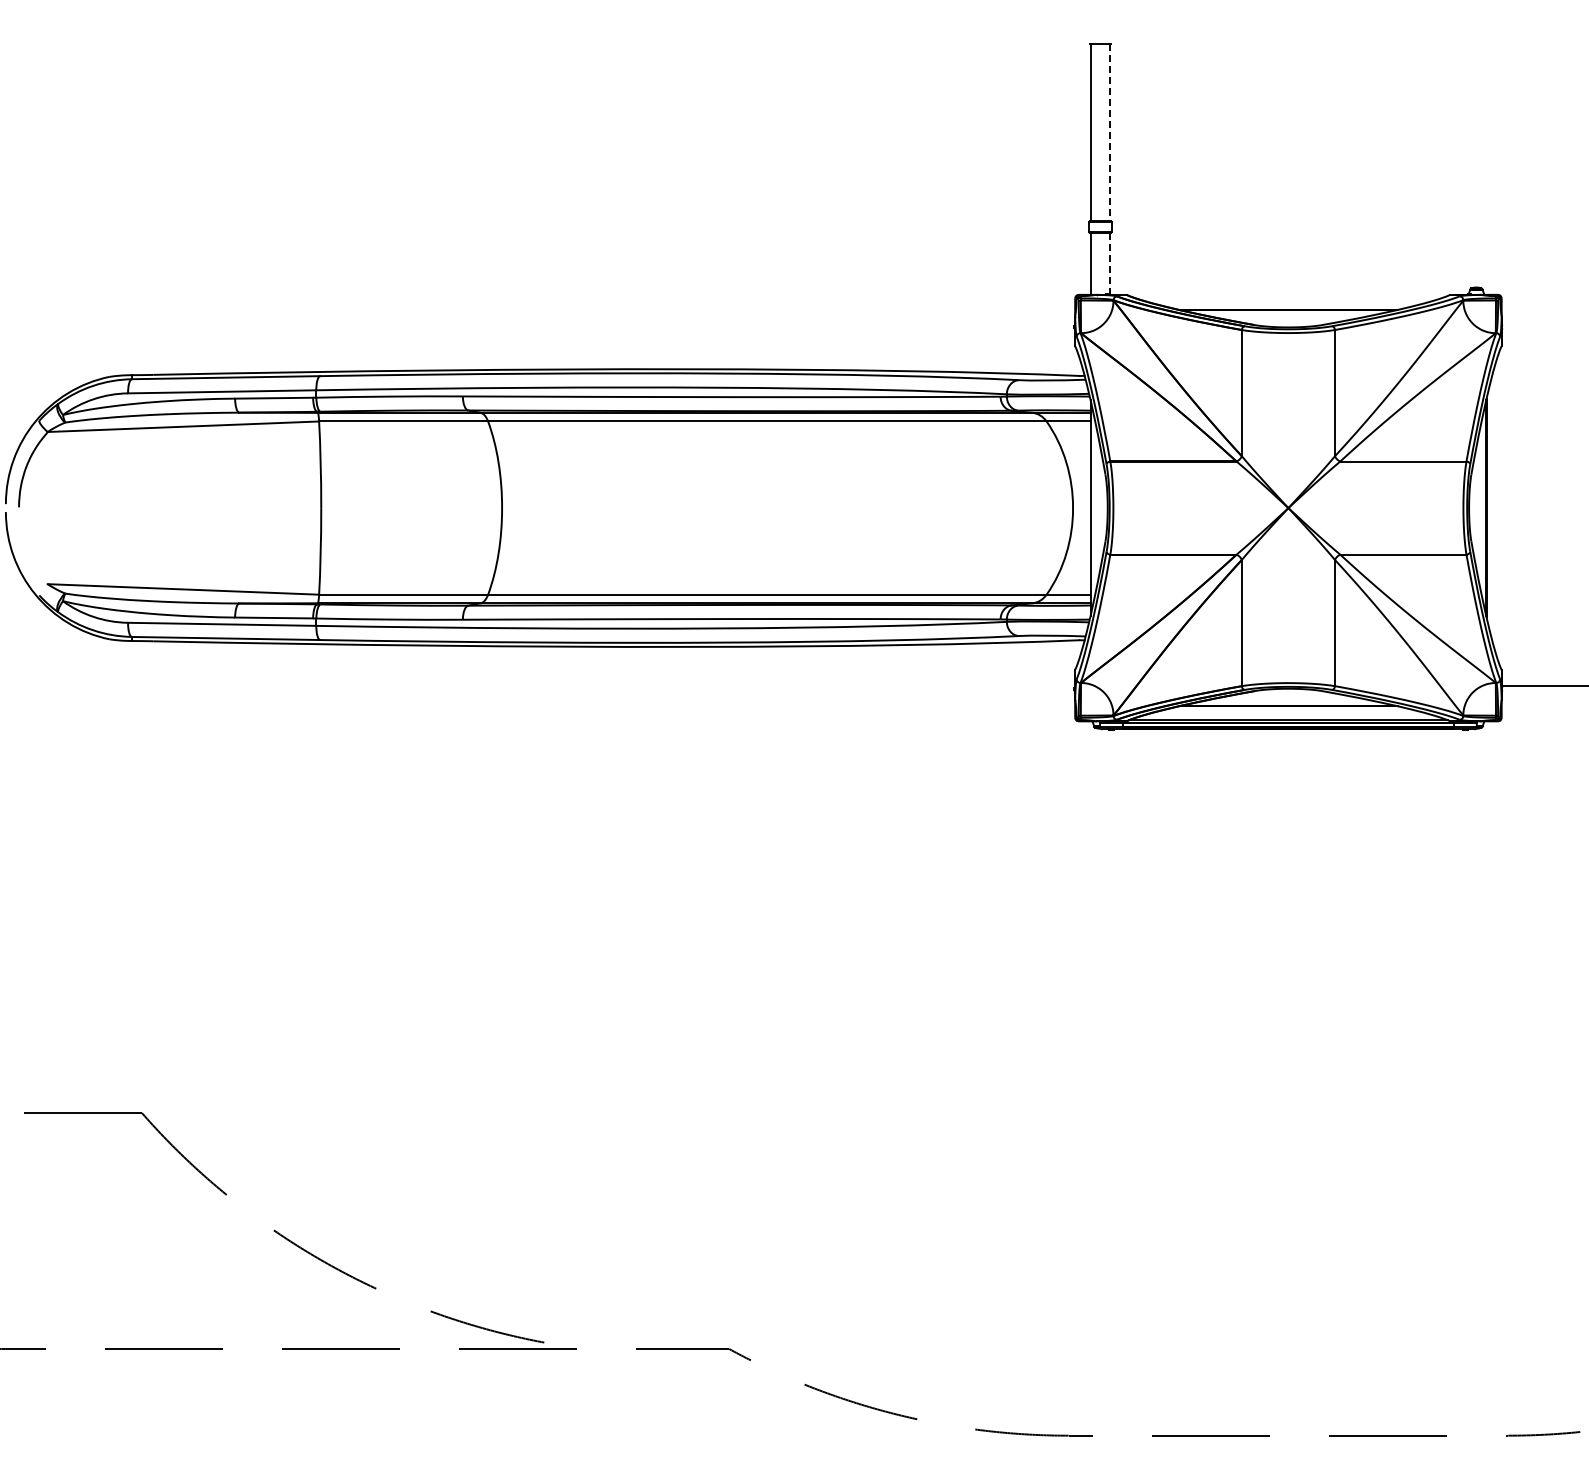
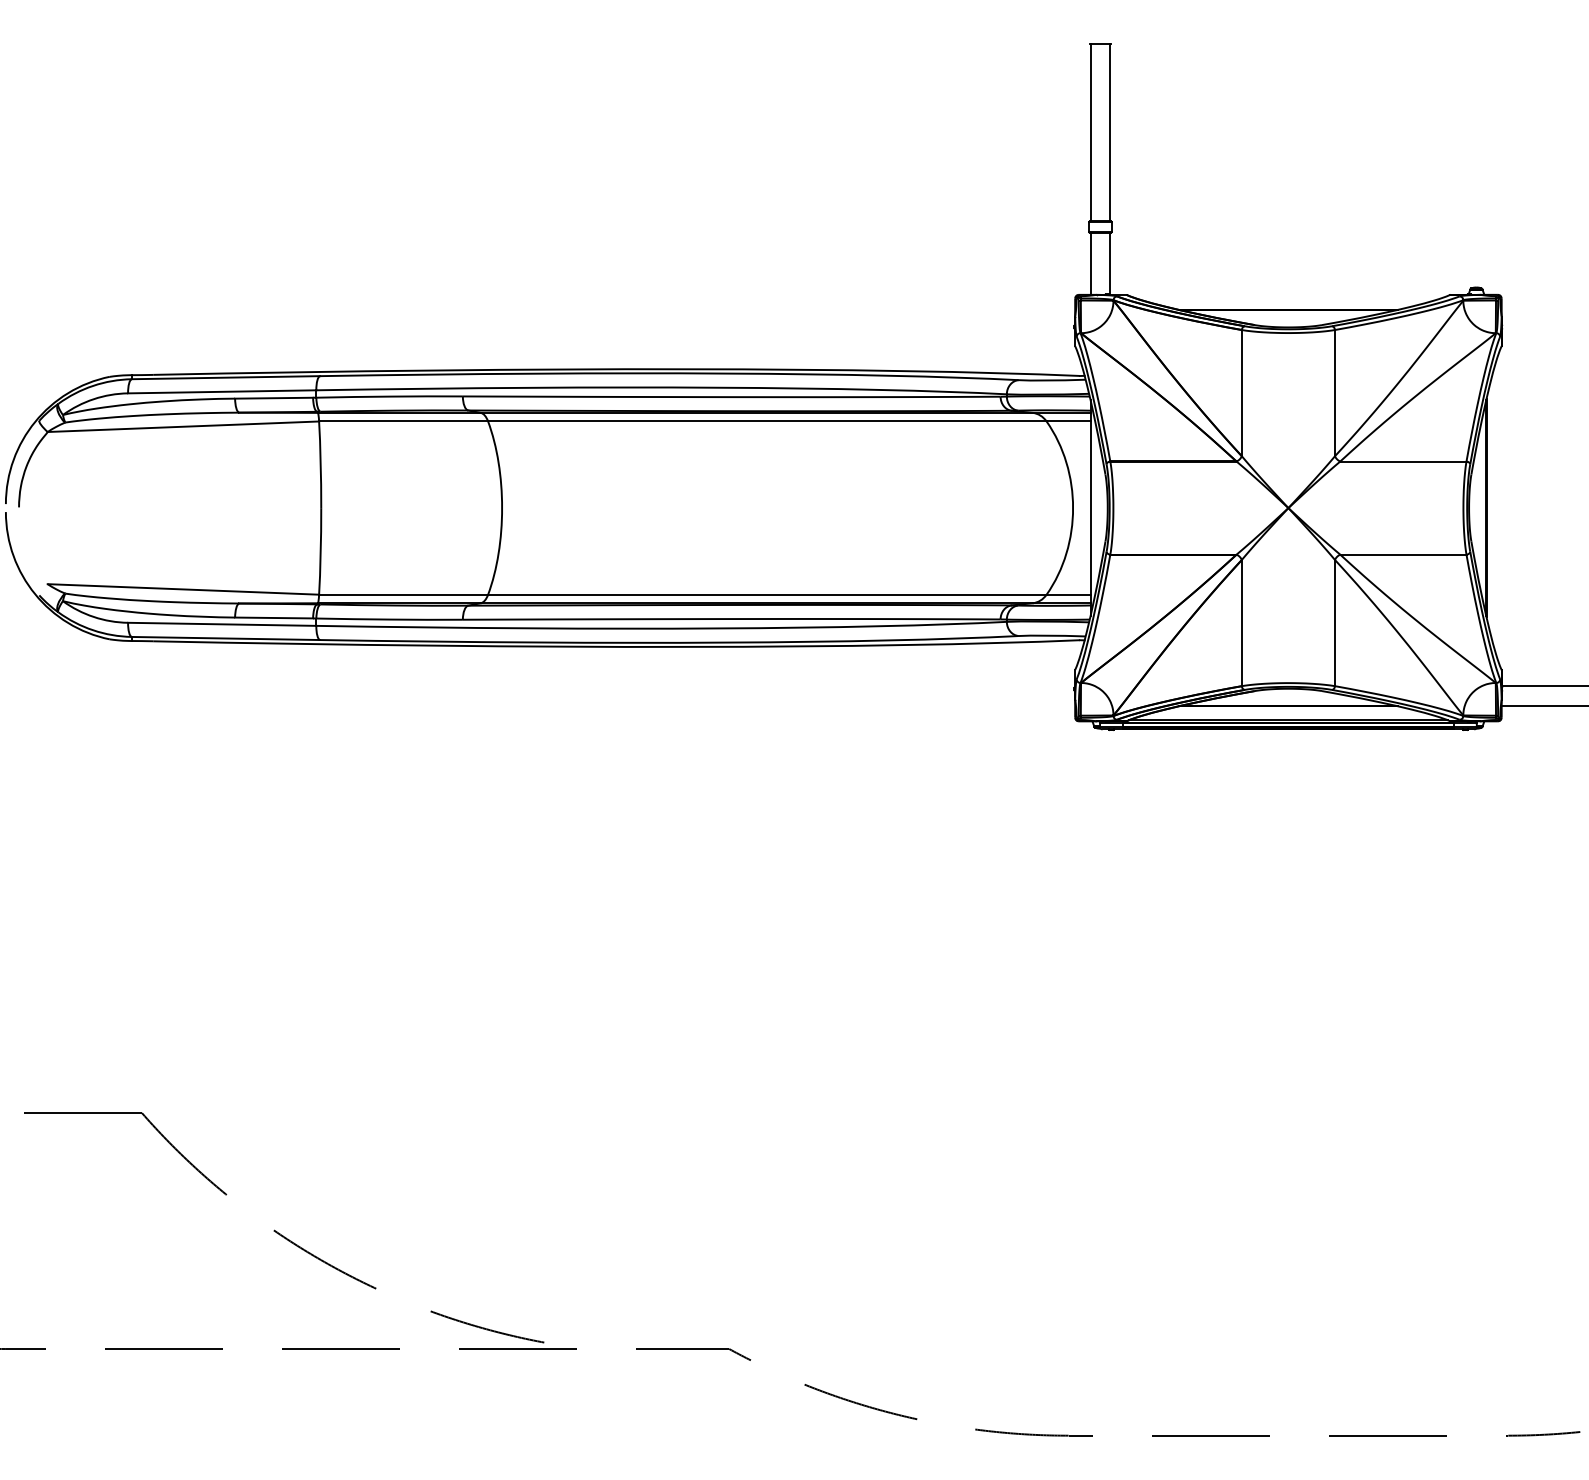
line: dashed -> solid (1110, 133)
line: dashed -> solid (1110, 263)
line: none -> present (1543, 706)
